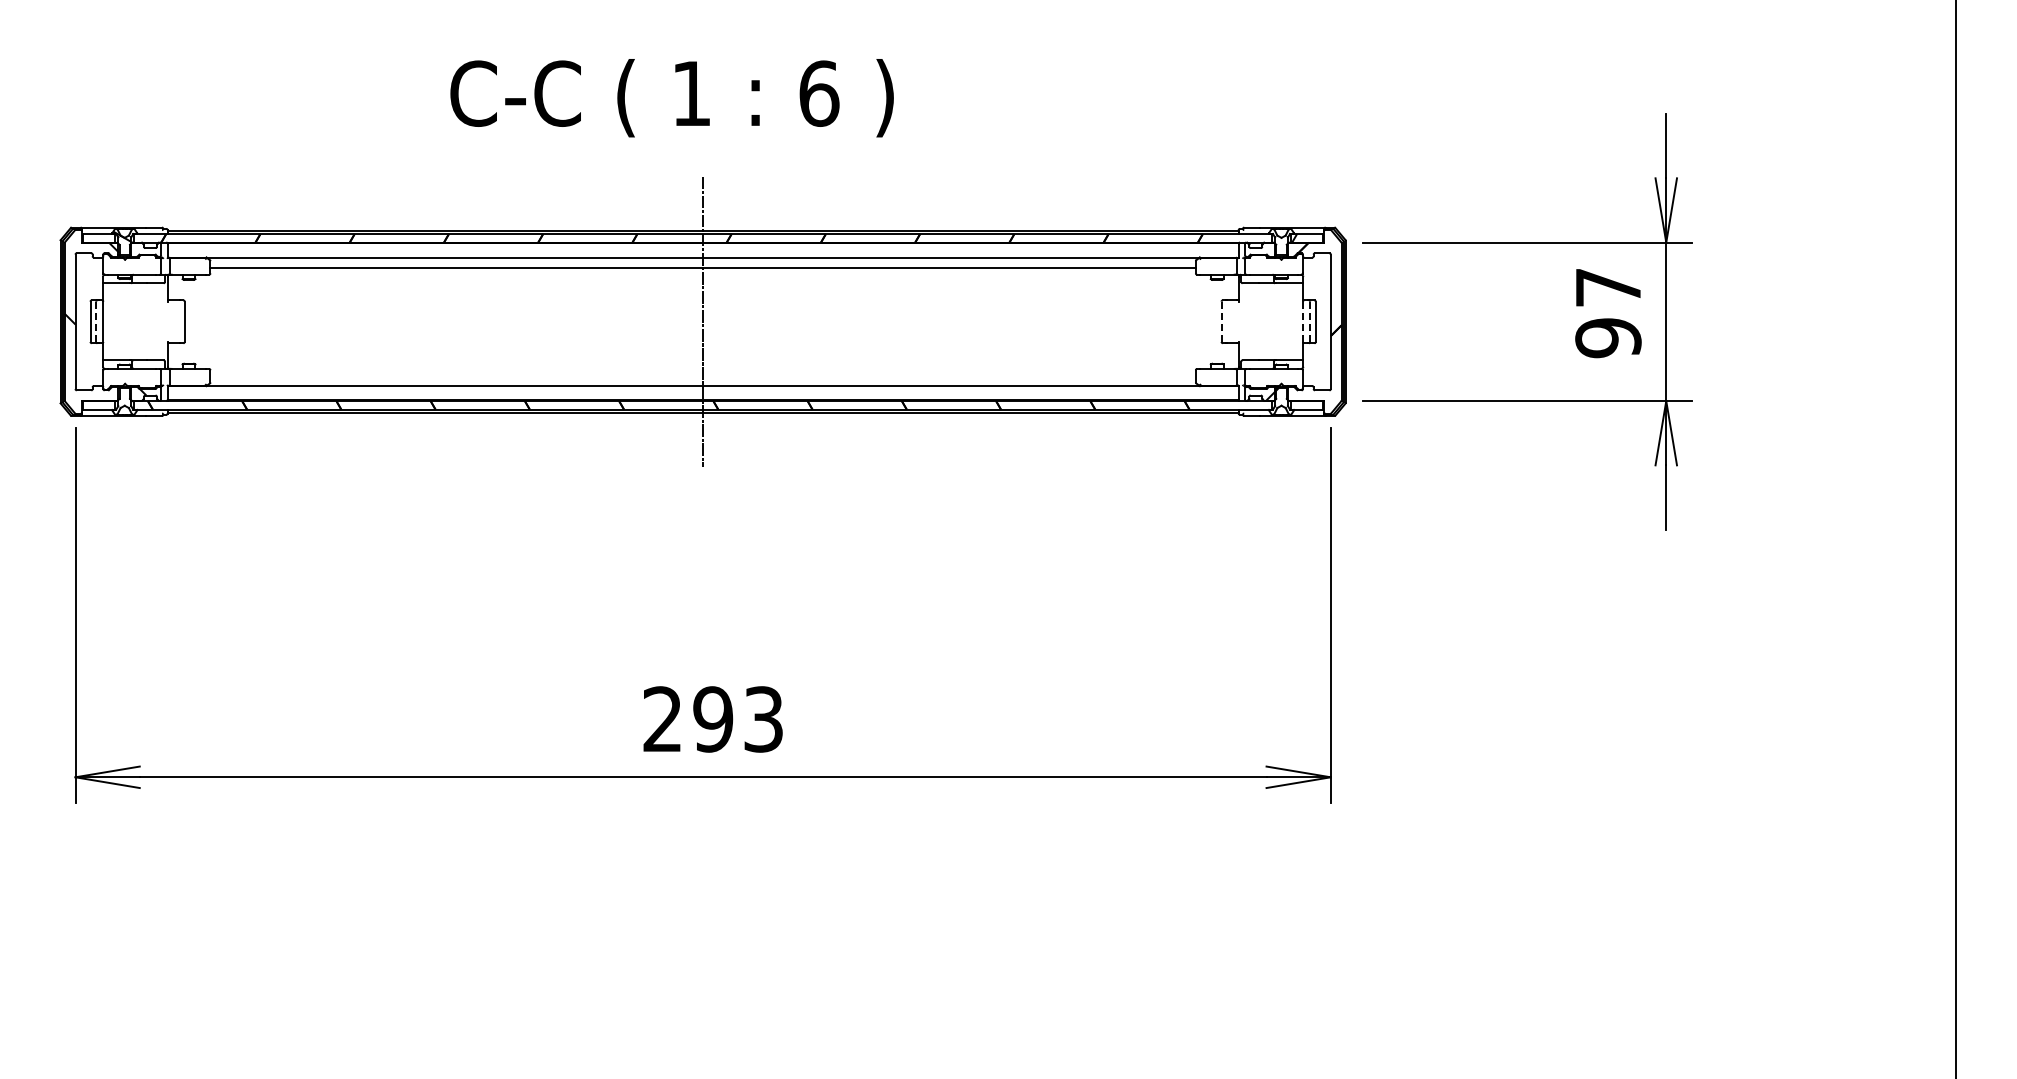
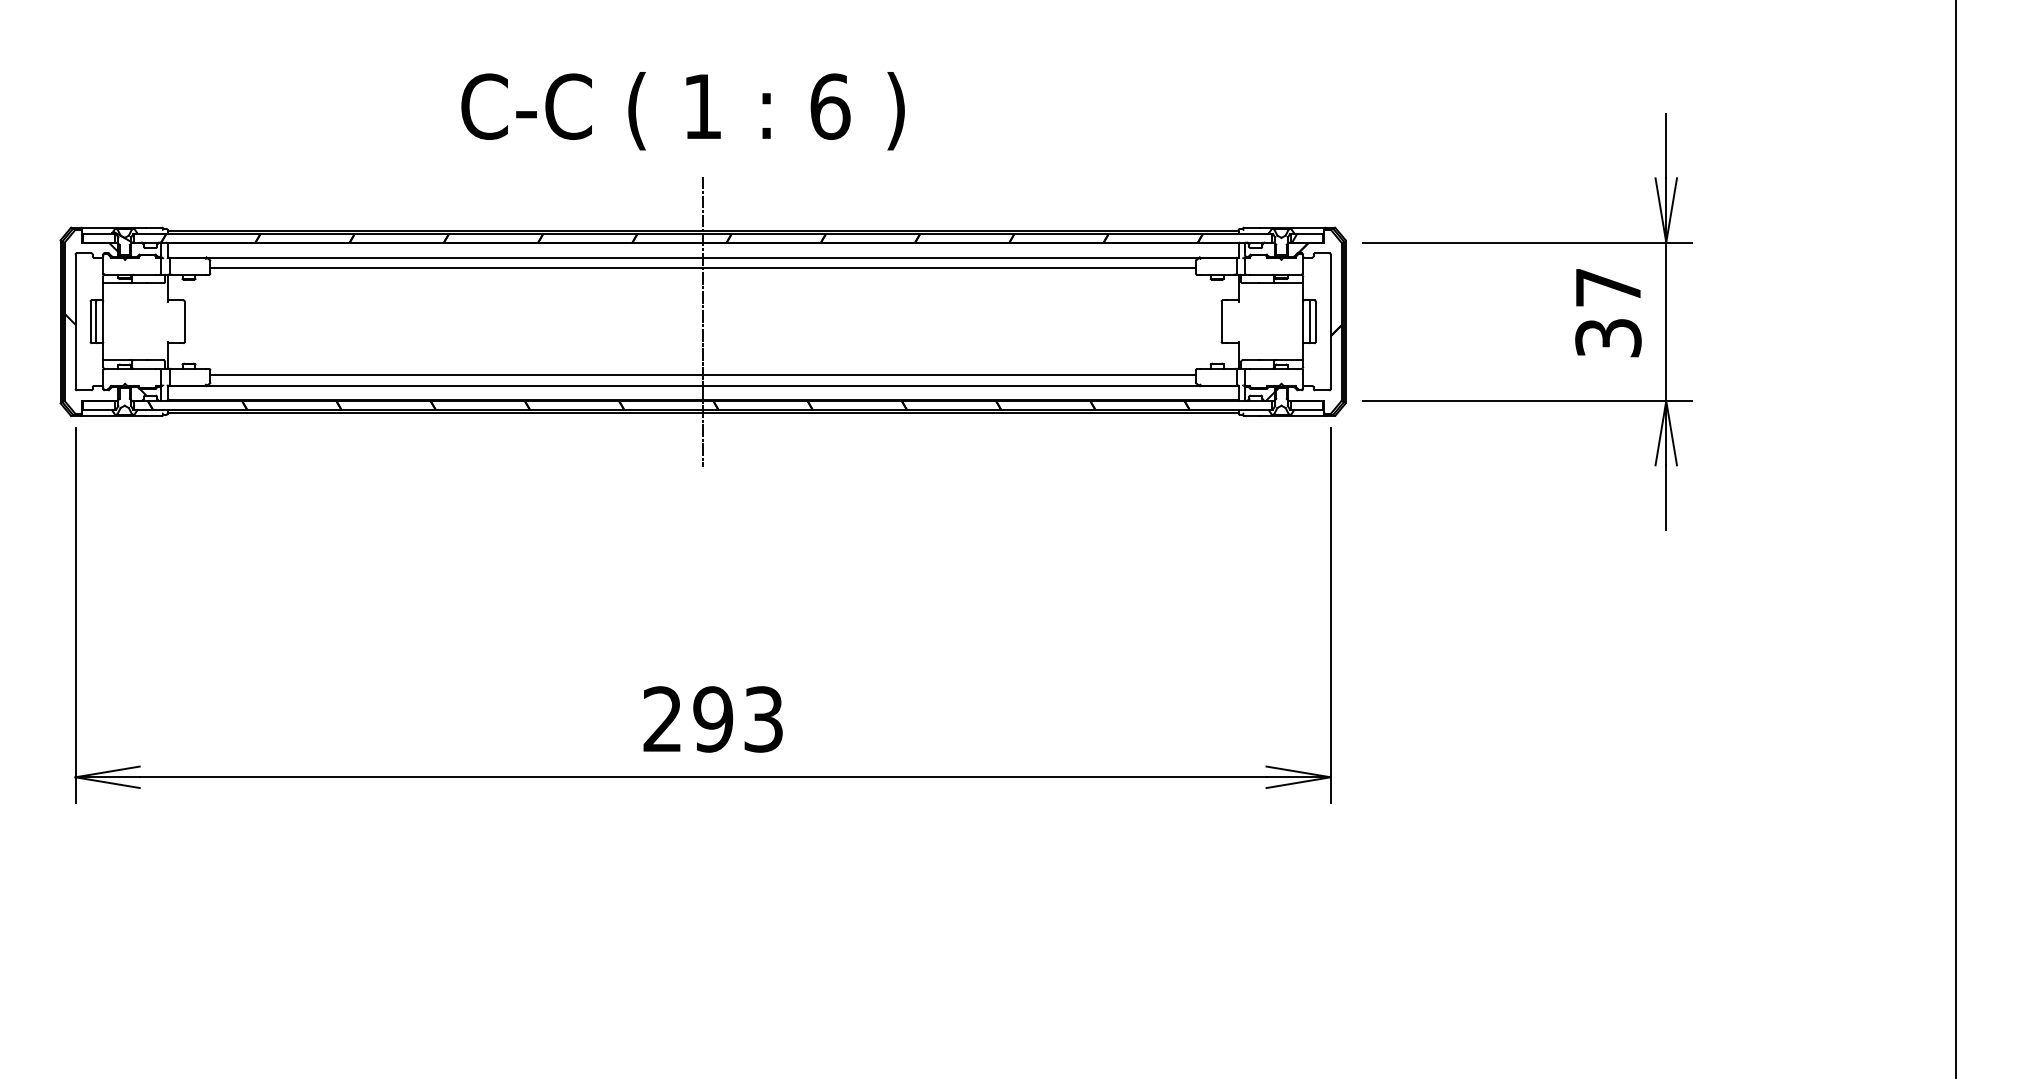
text position: (671, 98) -> (682, 111) (682, 111)
line: dashed -> solid (1310, 321)
line: dashed -> solid (96, 322)
line: dashed -> solid (1221, 322)
line: dashed -> solid (1302, 322)
text: 97 -> 37 (1608, 338)
line: none -> present (702, 375)
